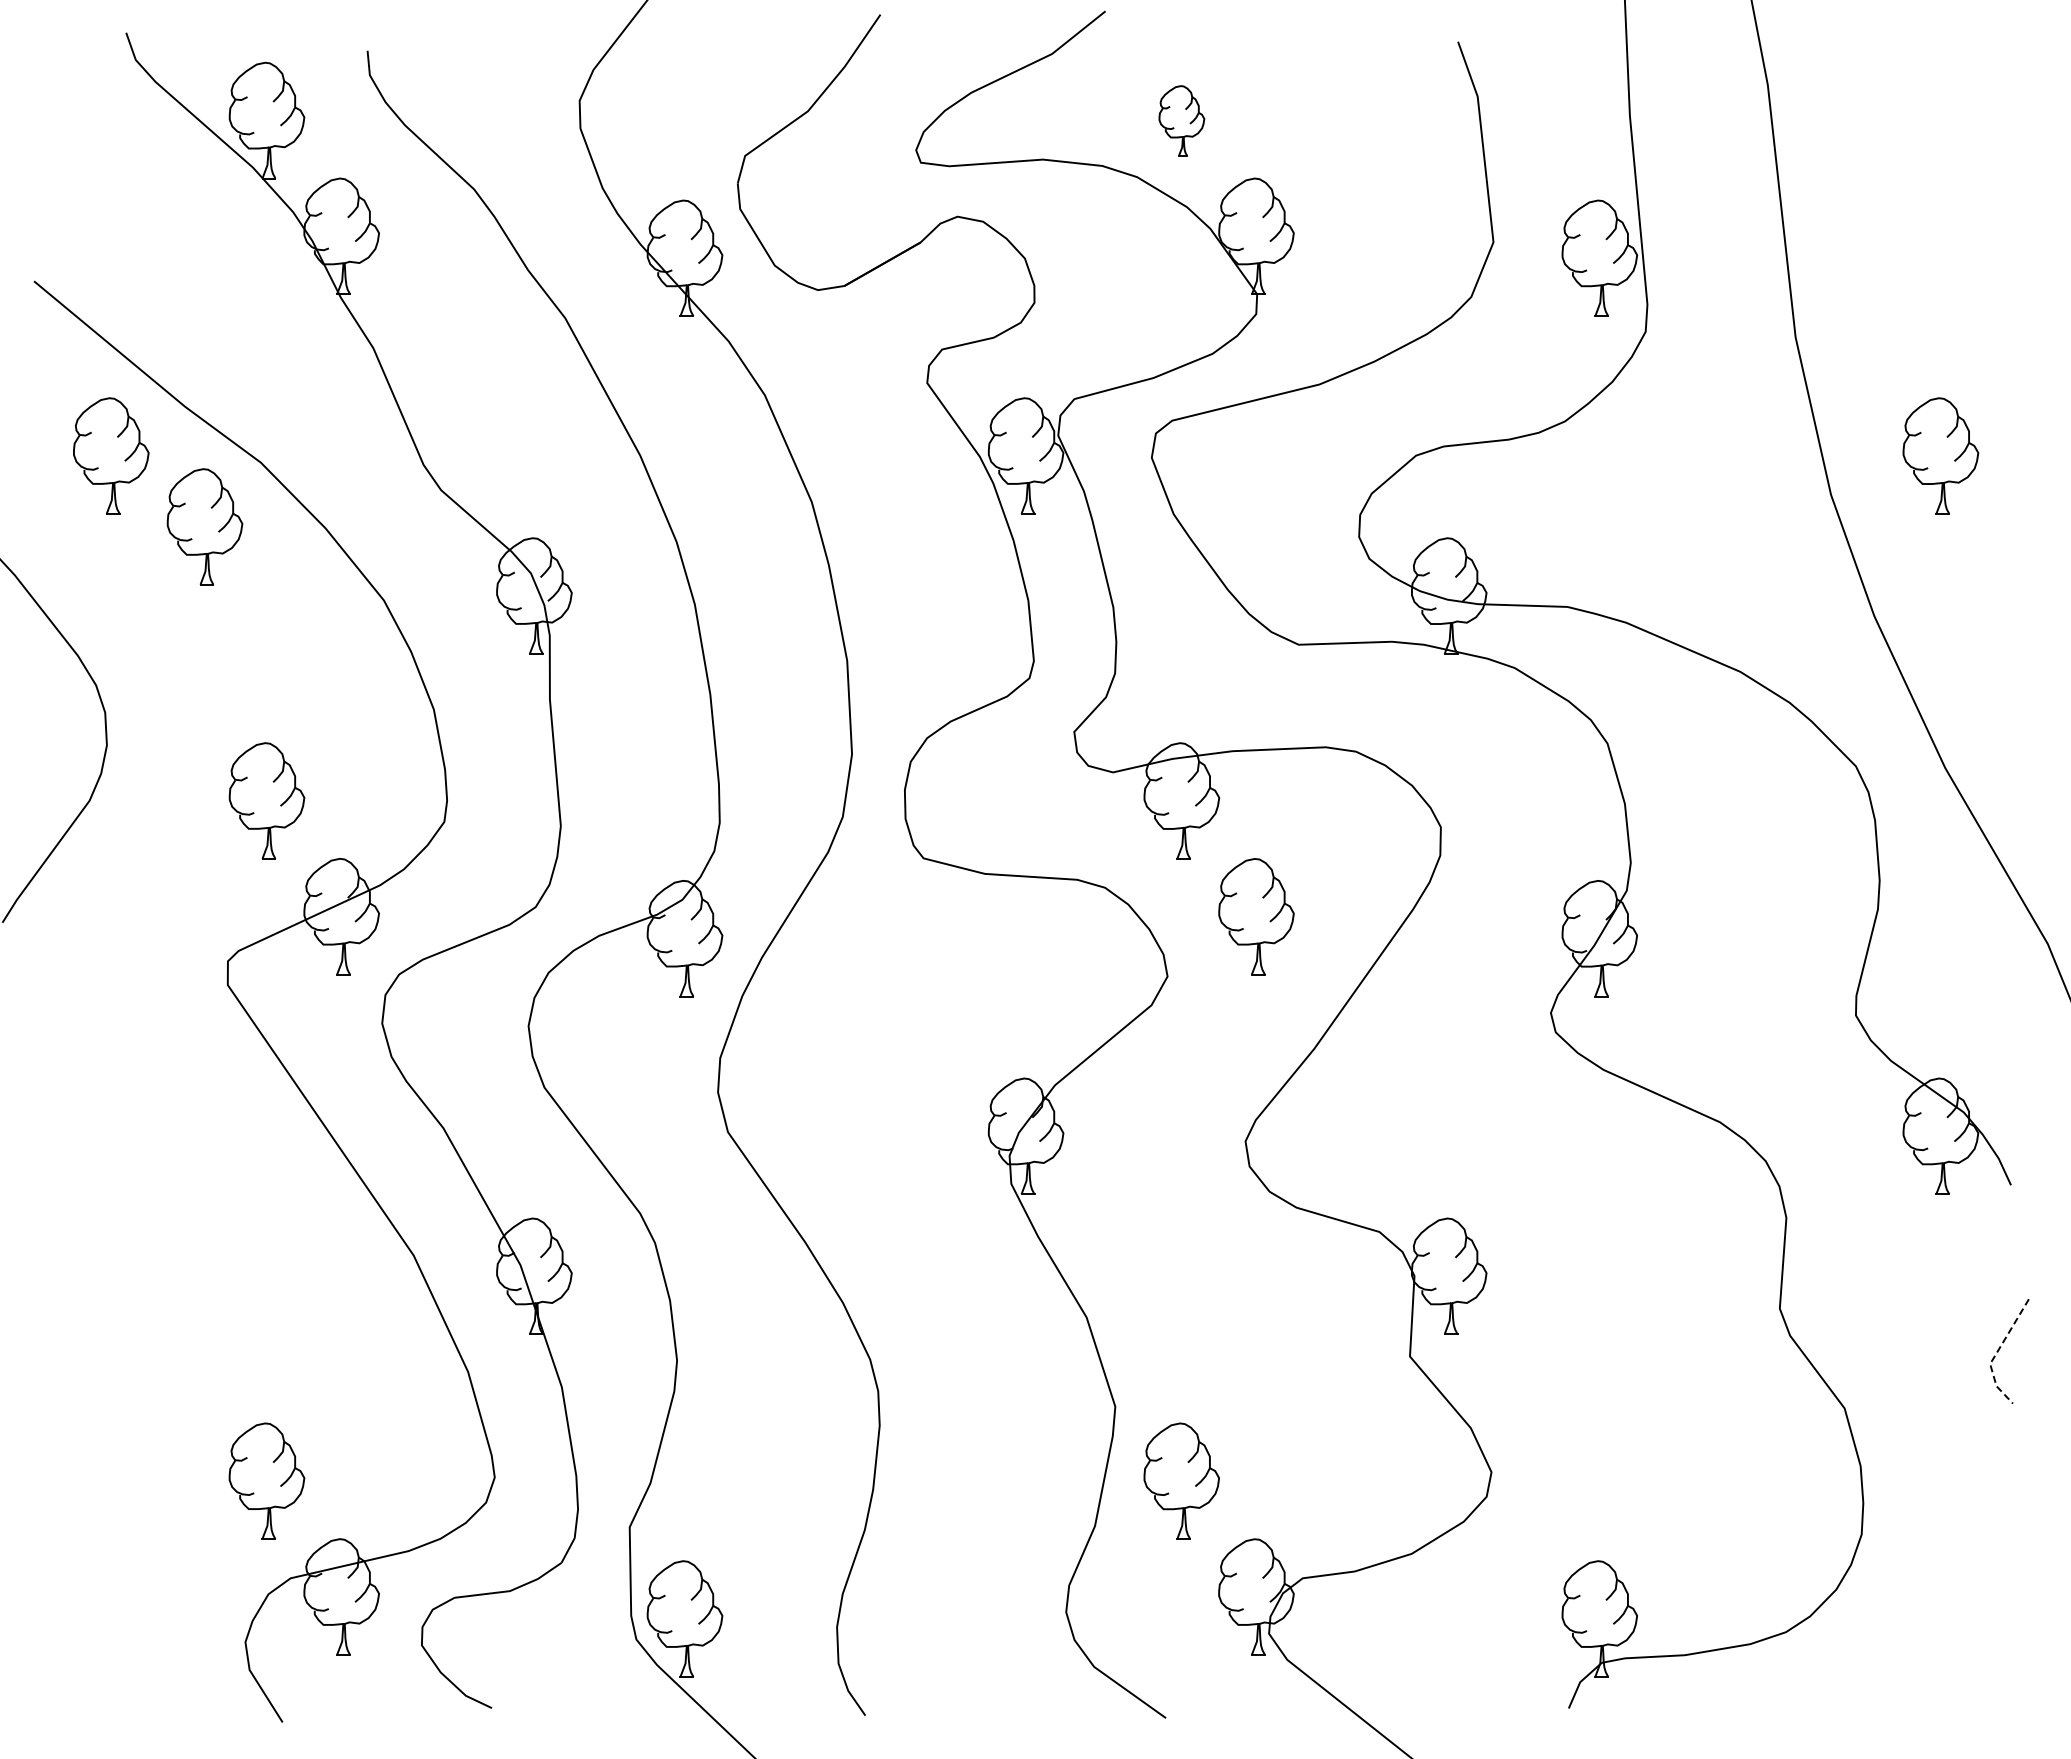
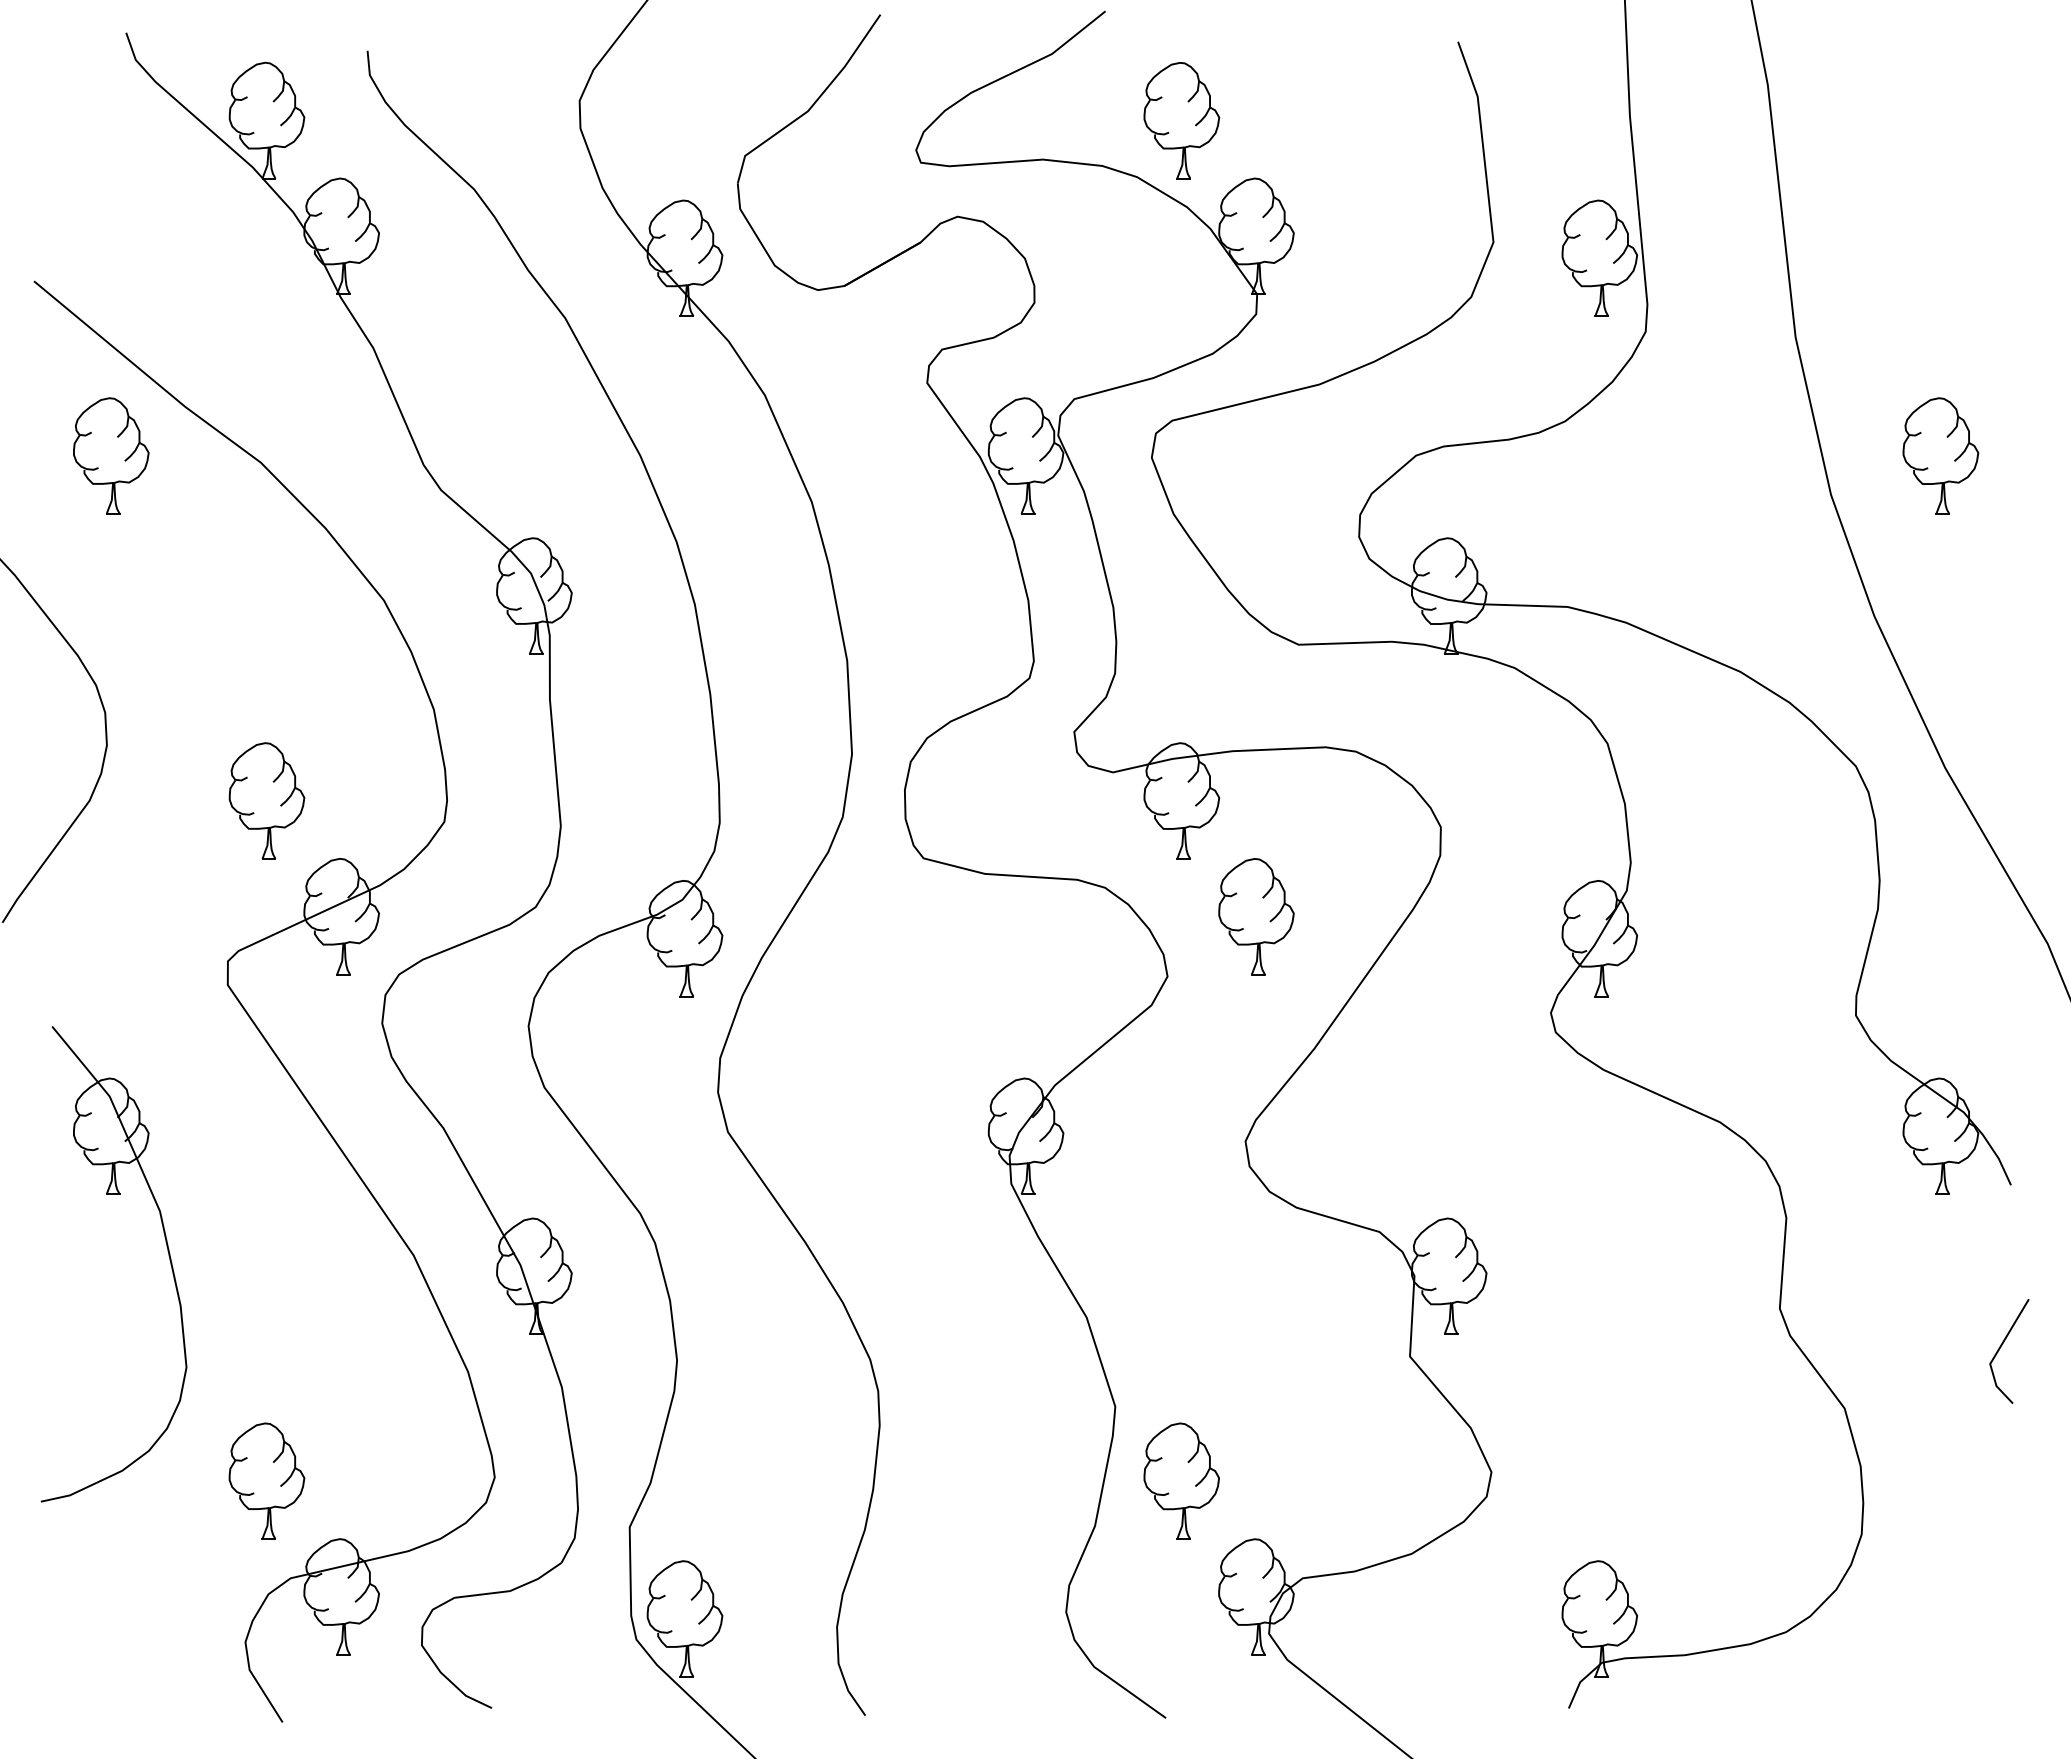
part size: 48x72 px -> 78x118 px (1181, 120)
part: present -> none (204, 526)
part: none -> present (167, 1251)
line: dashed -> solid (1996, 1352)
